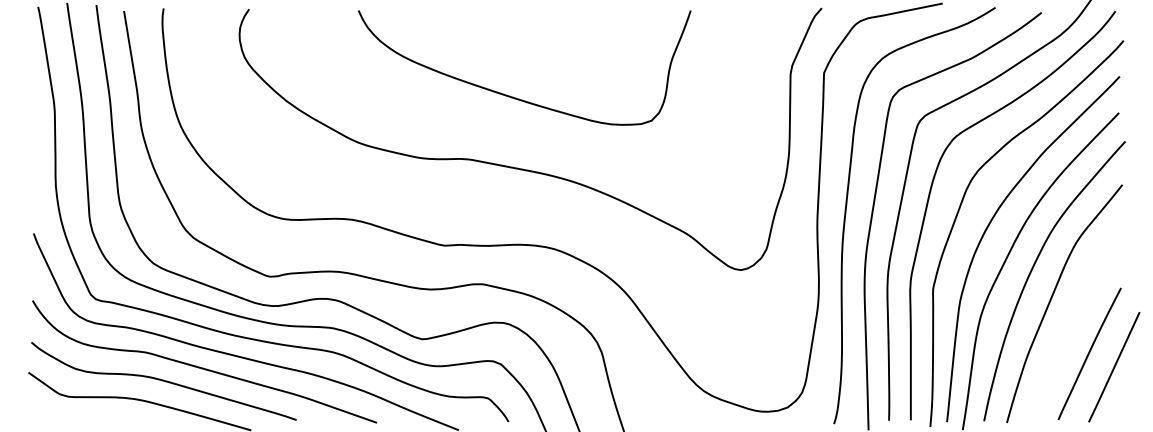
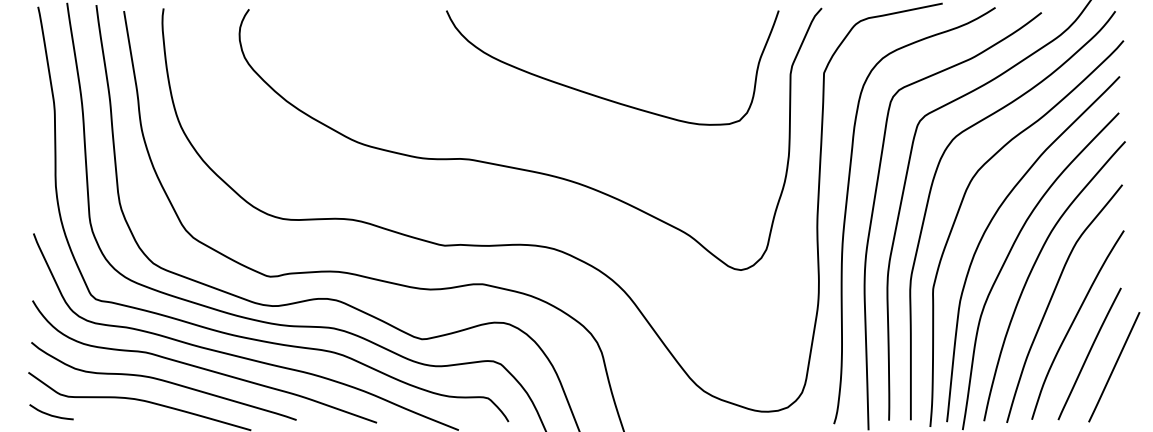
curve position: (516, 97) -> (604, 97) (604, 97)
curve: none -> present (1073, 323)
curve: none -> present (51, 414)
